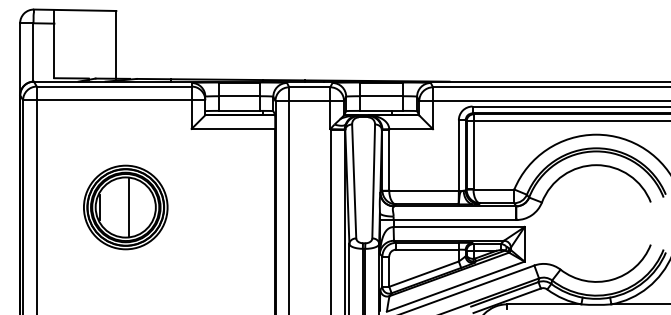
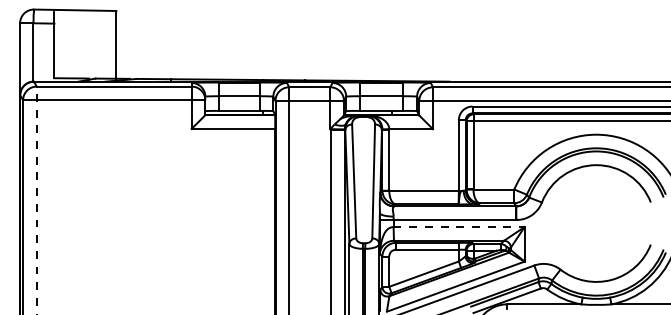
line: solid -> dashed (36, 200)
part: present -> none (125, 207)
line: solid -> dashed (459, 227)
